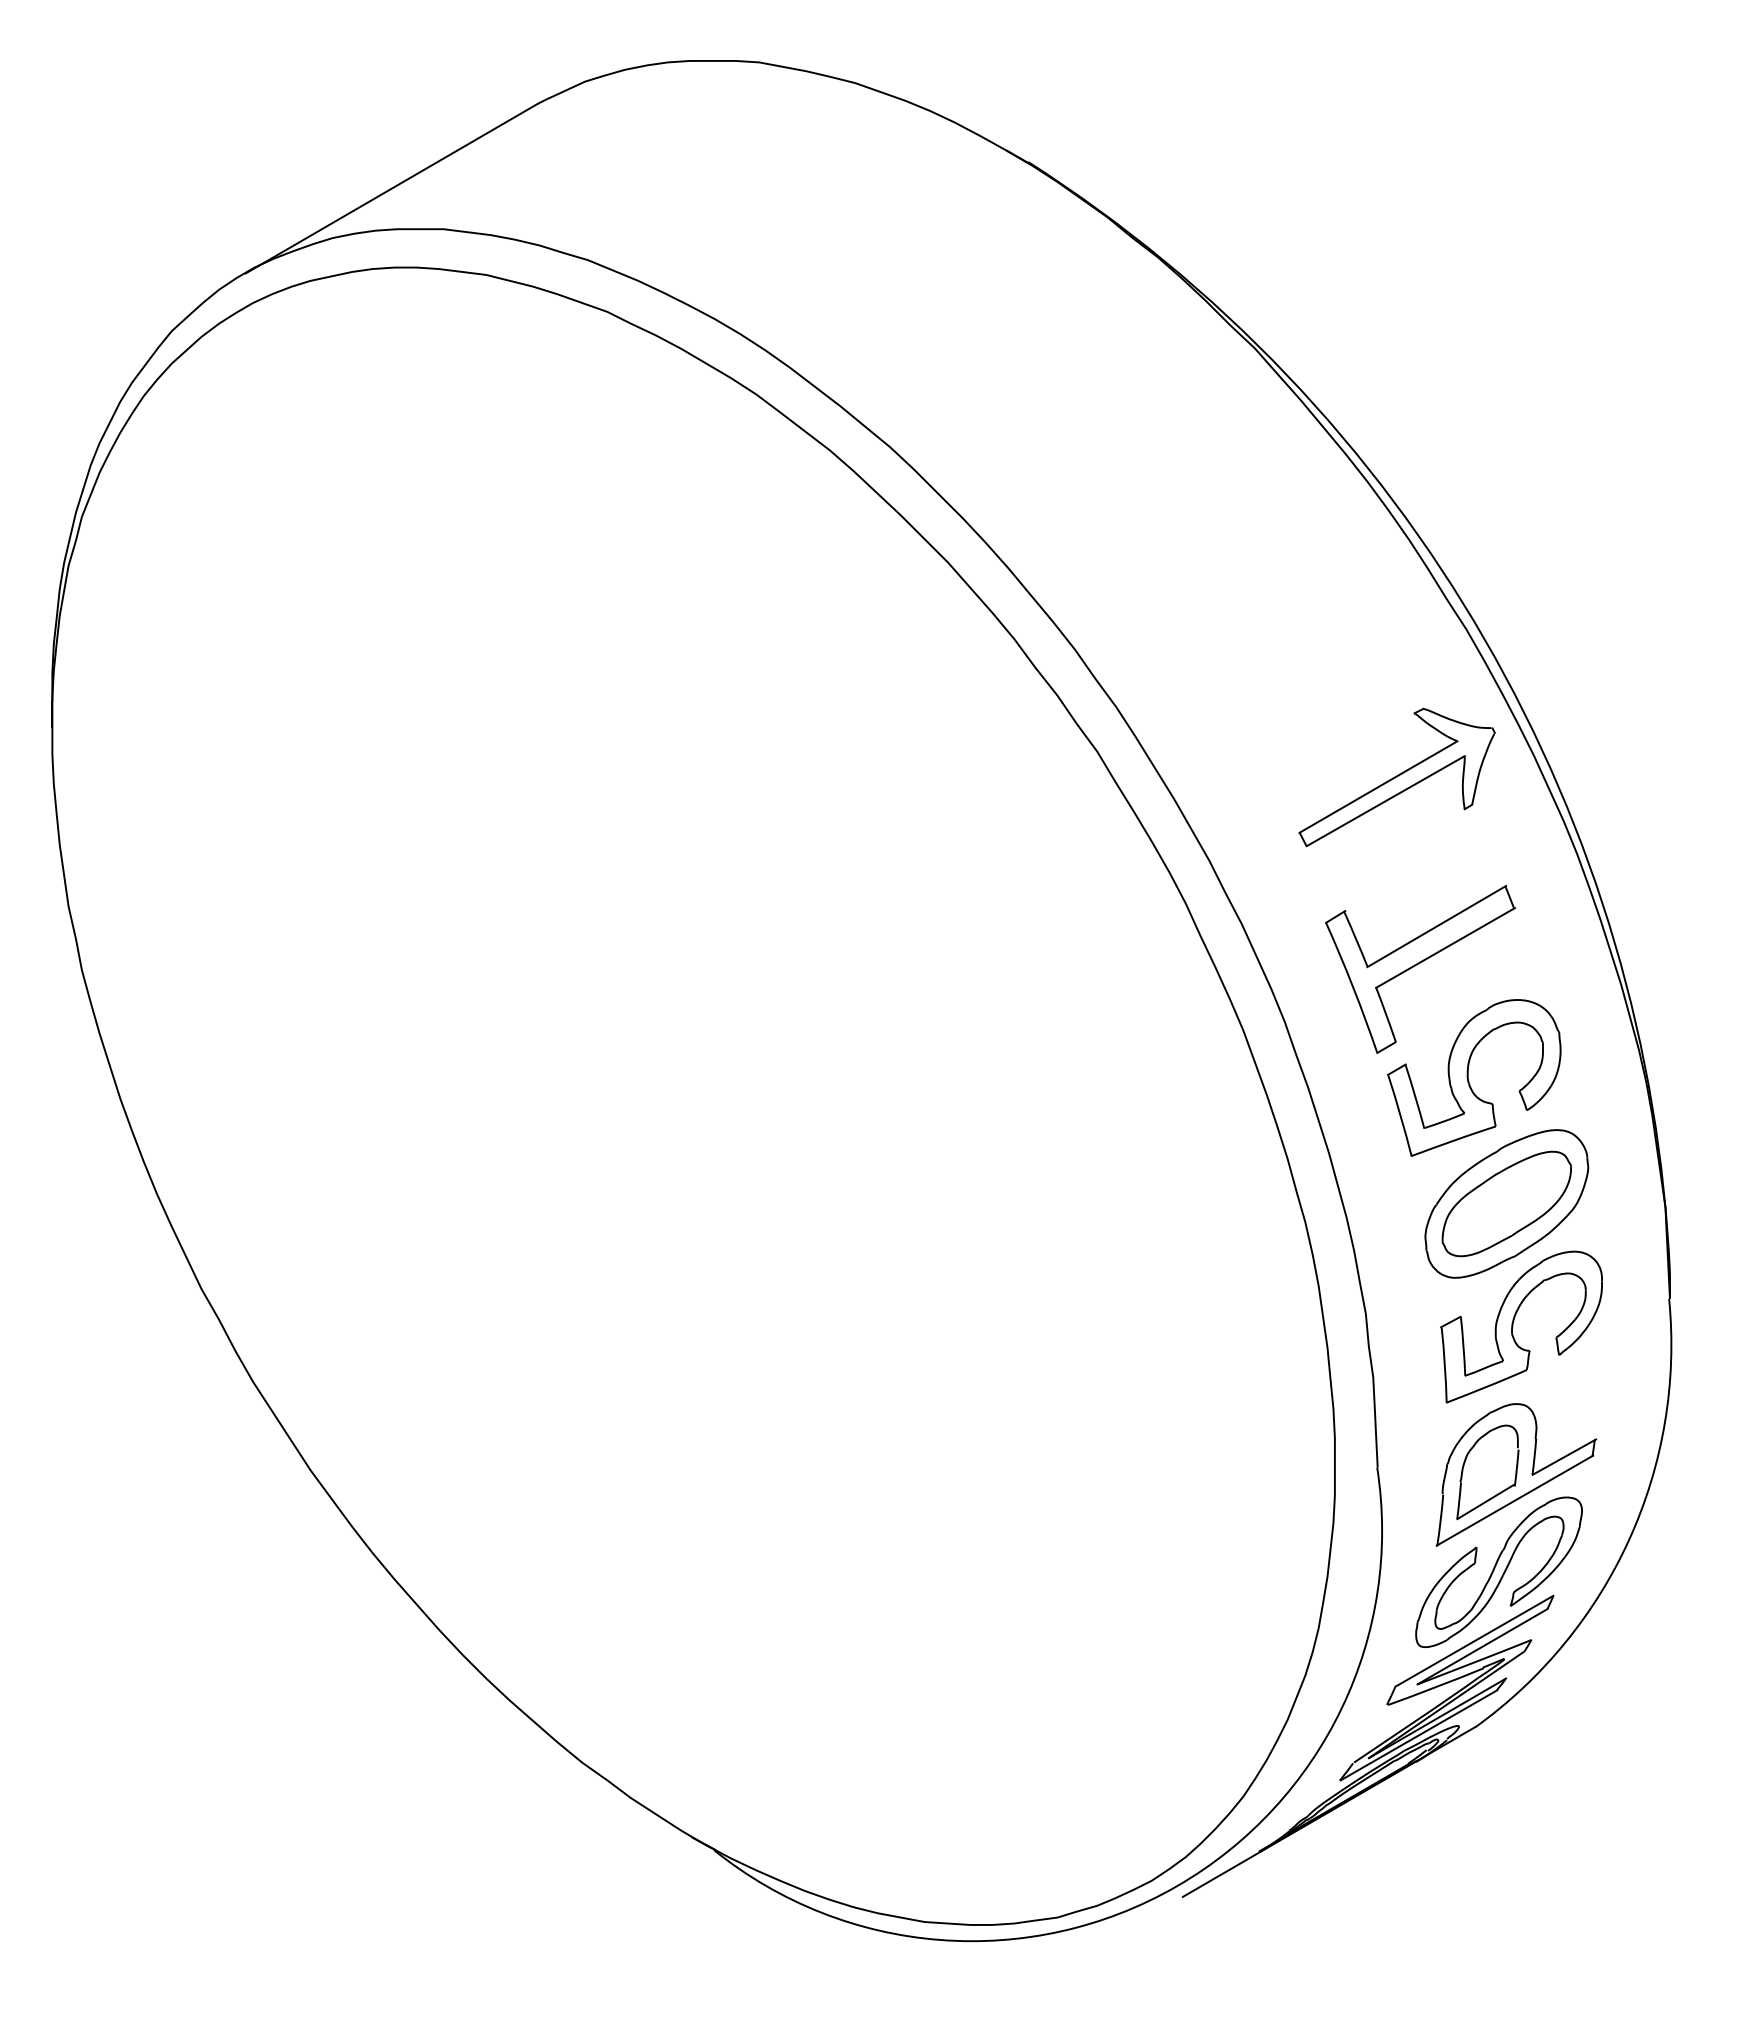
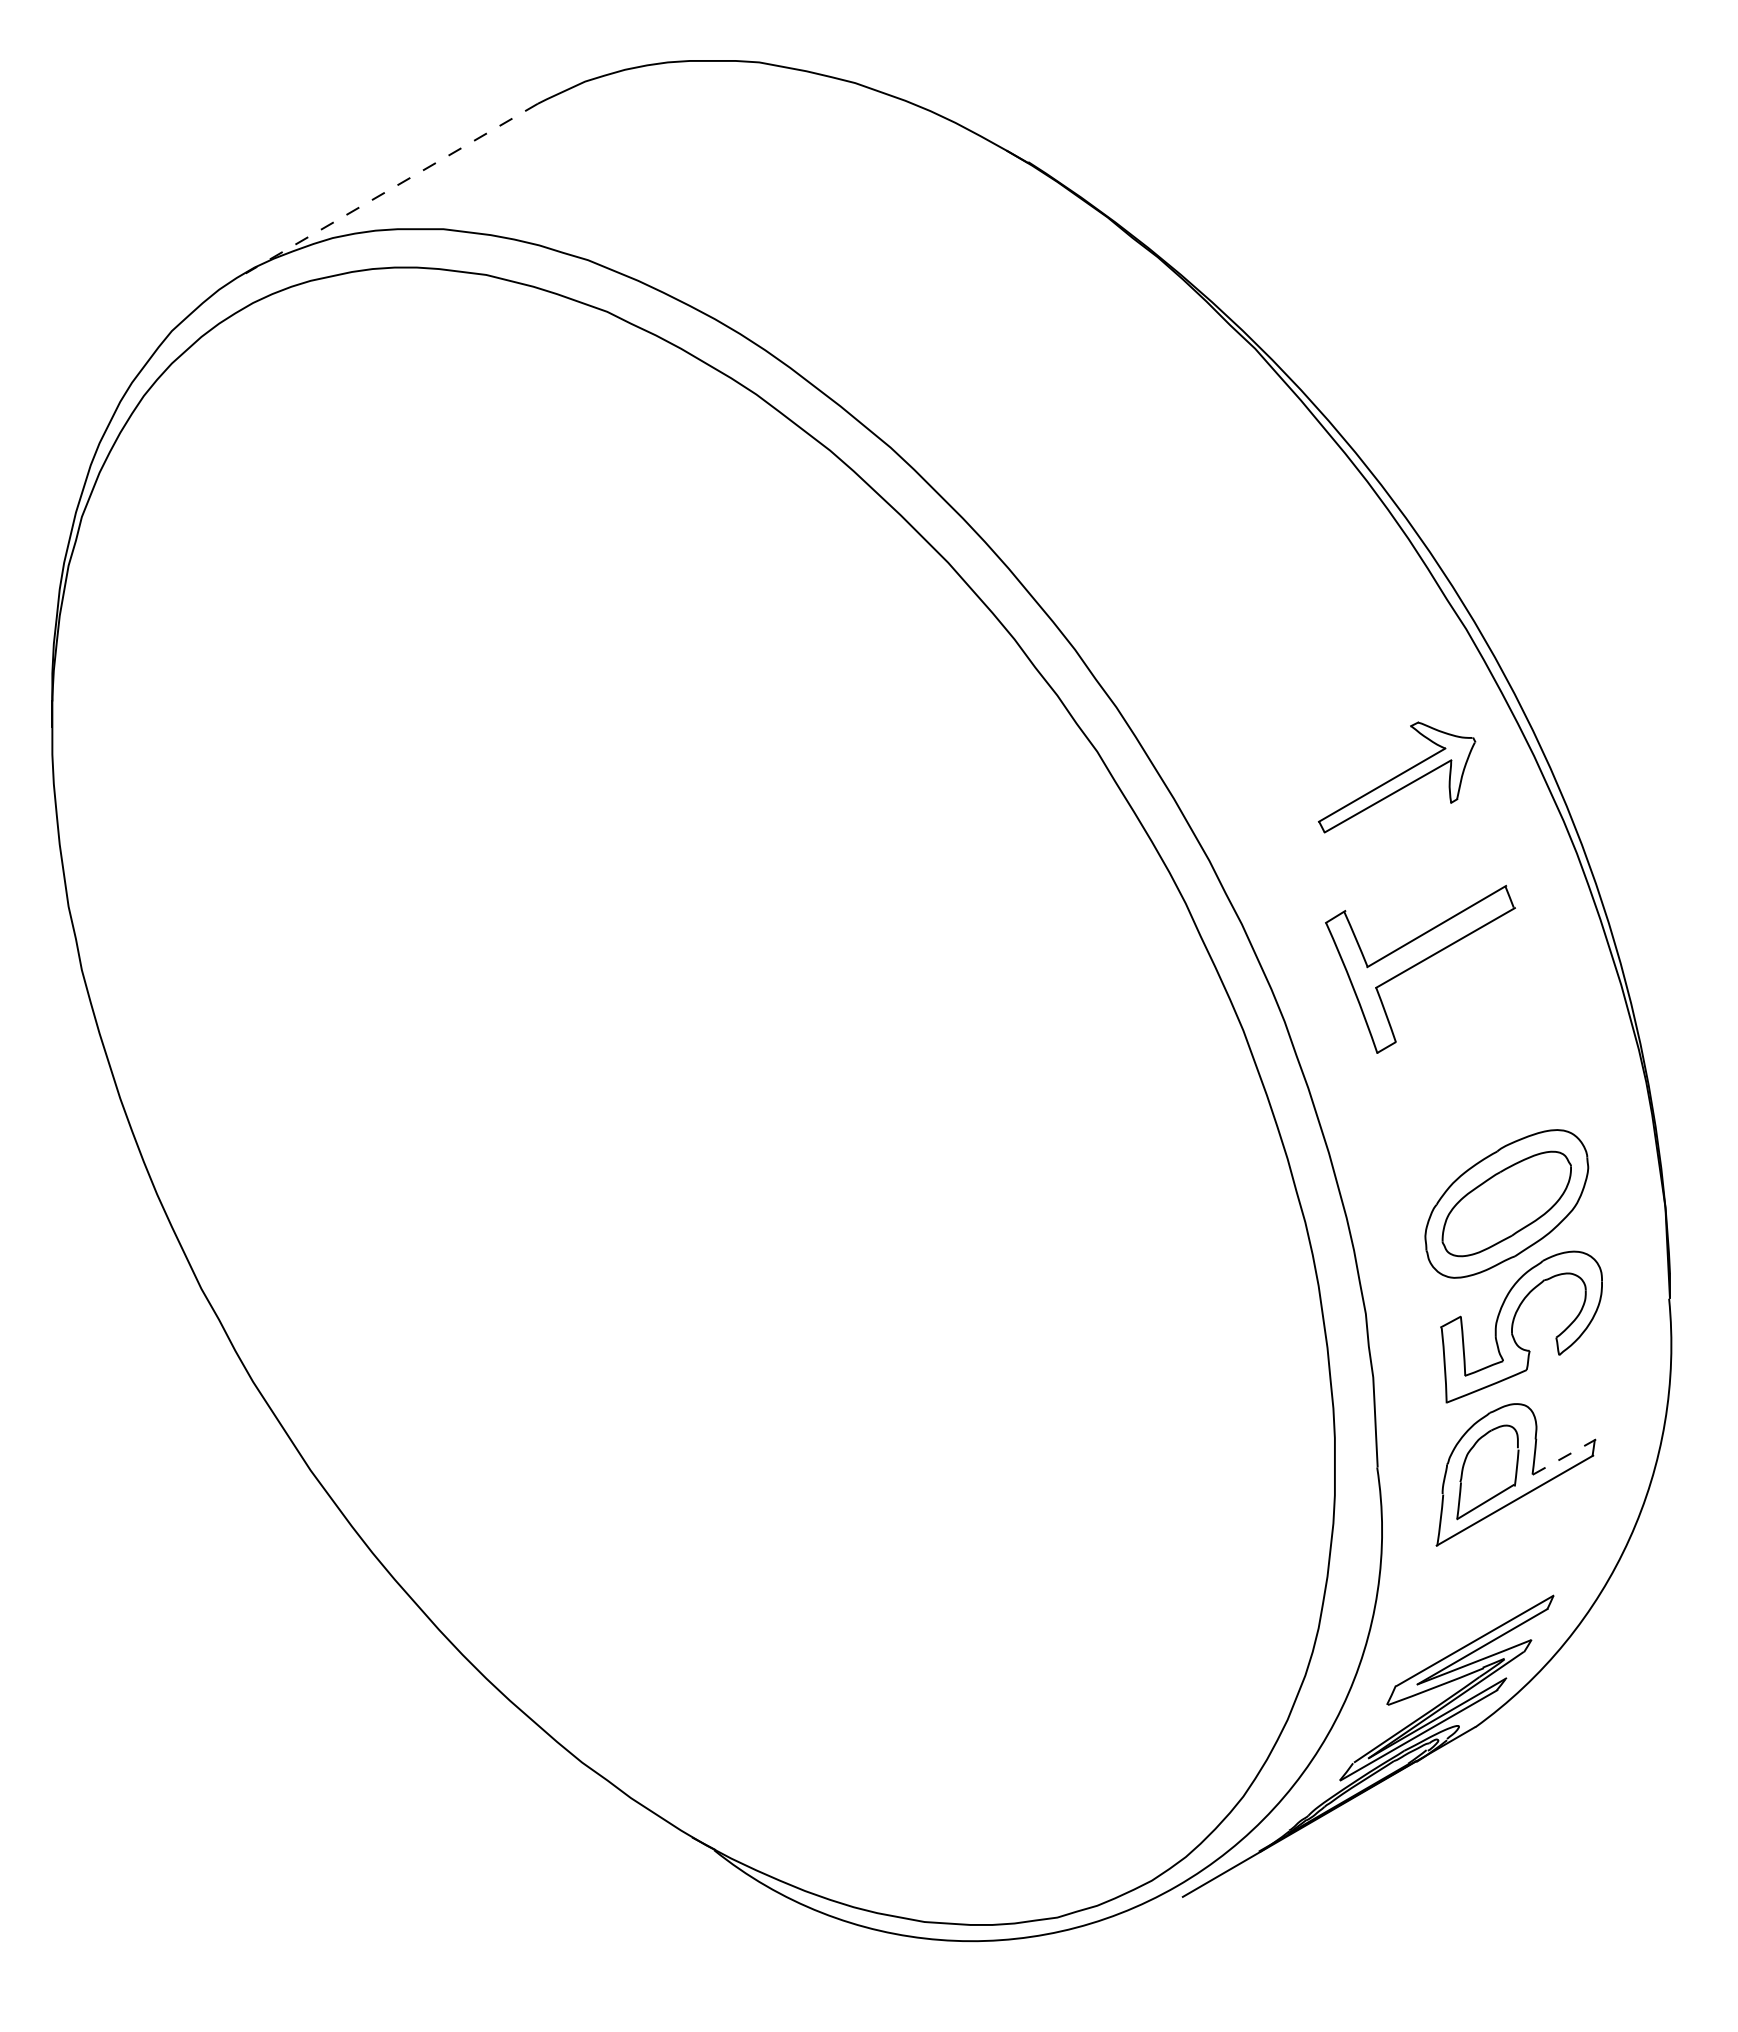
line: solid -> dashed (391, 188)
part size: 198x141 px -> 160x113 px (1396, 777)
part: present -> none (1474, 1077)
line: solid -> dashed (1564, 1456)
part: present -> none (1498, 1571)
